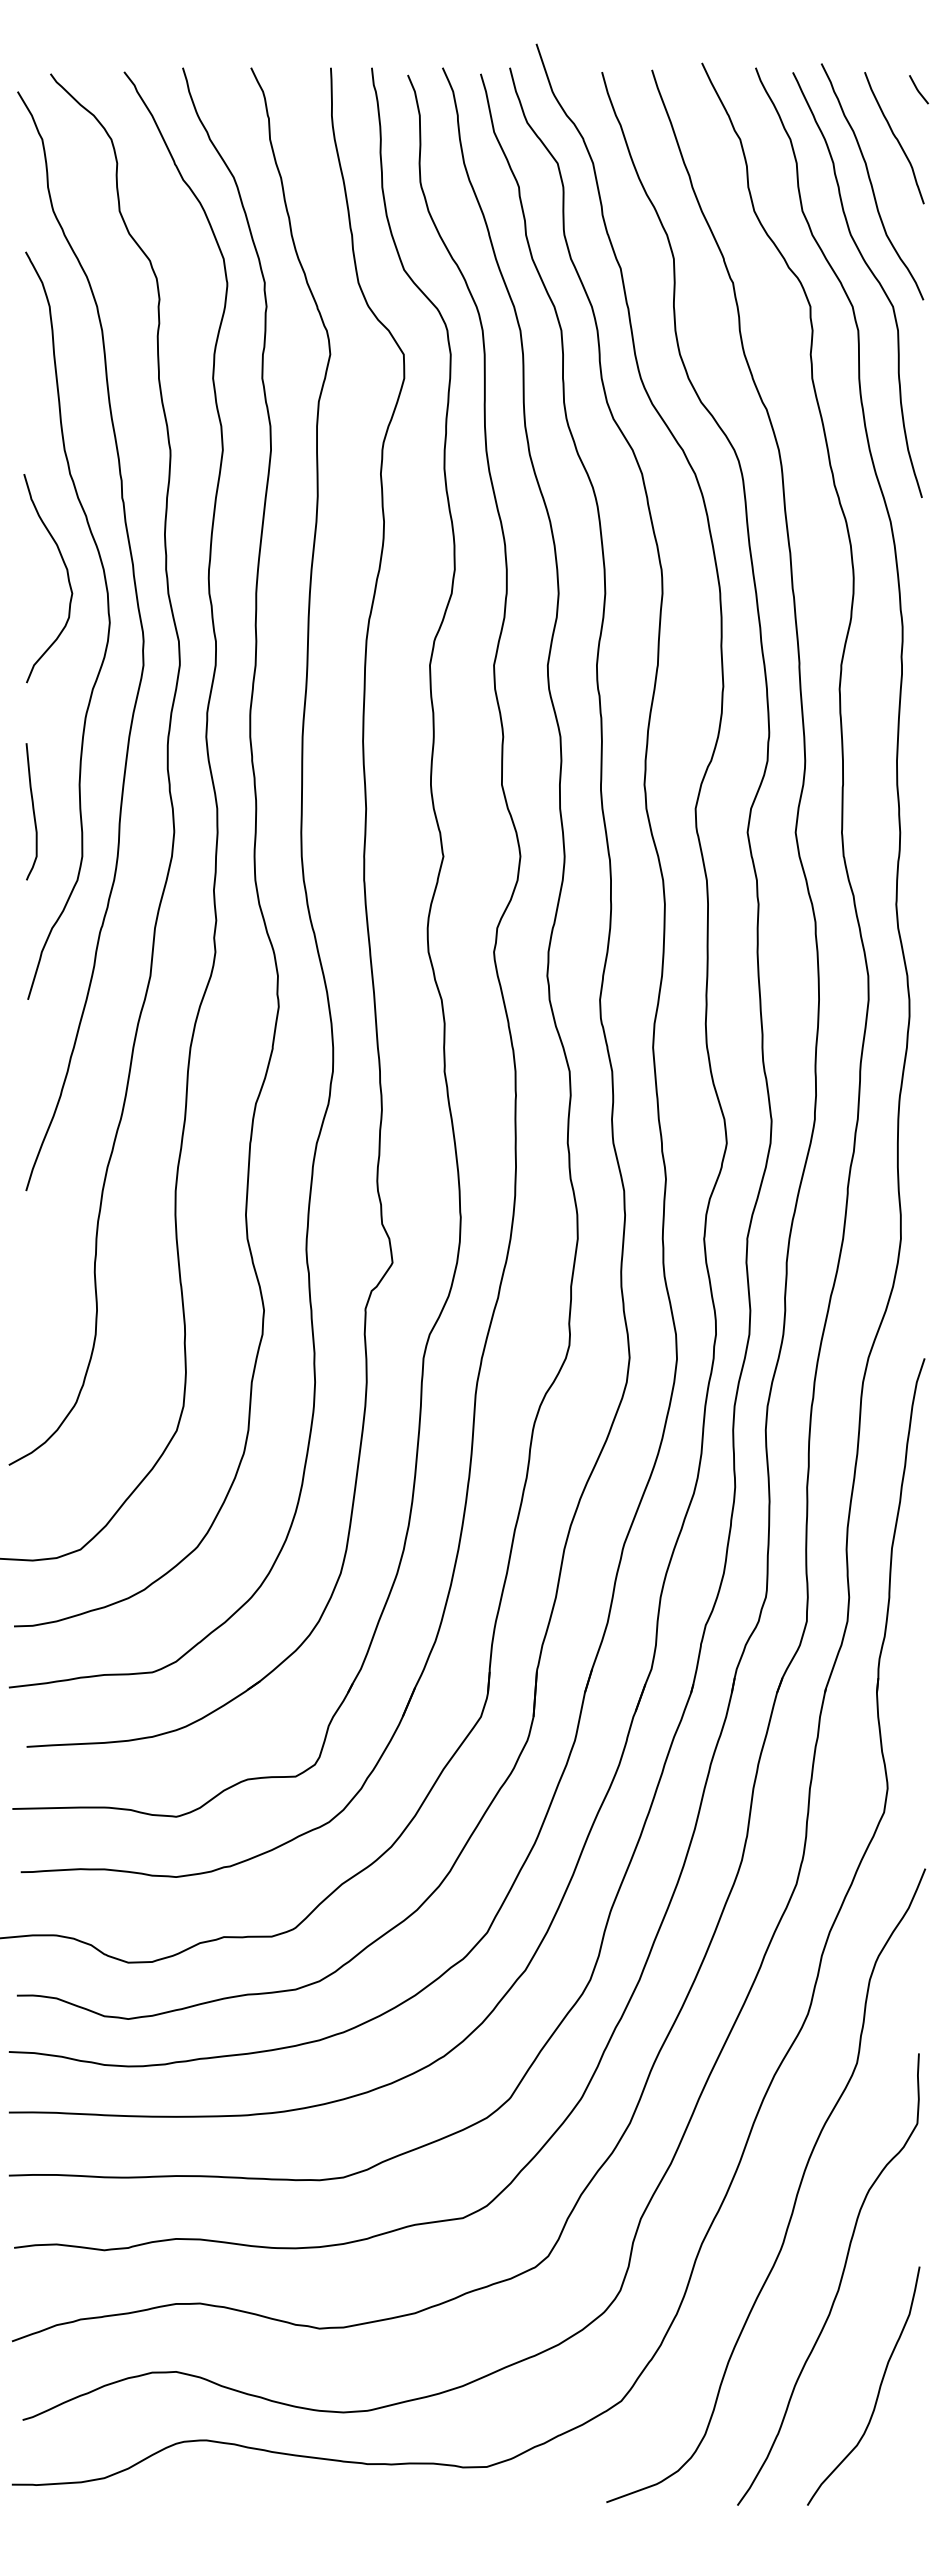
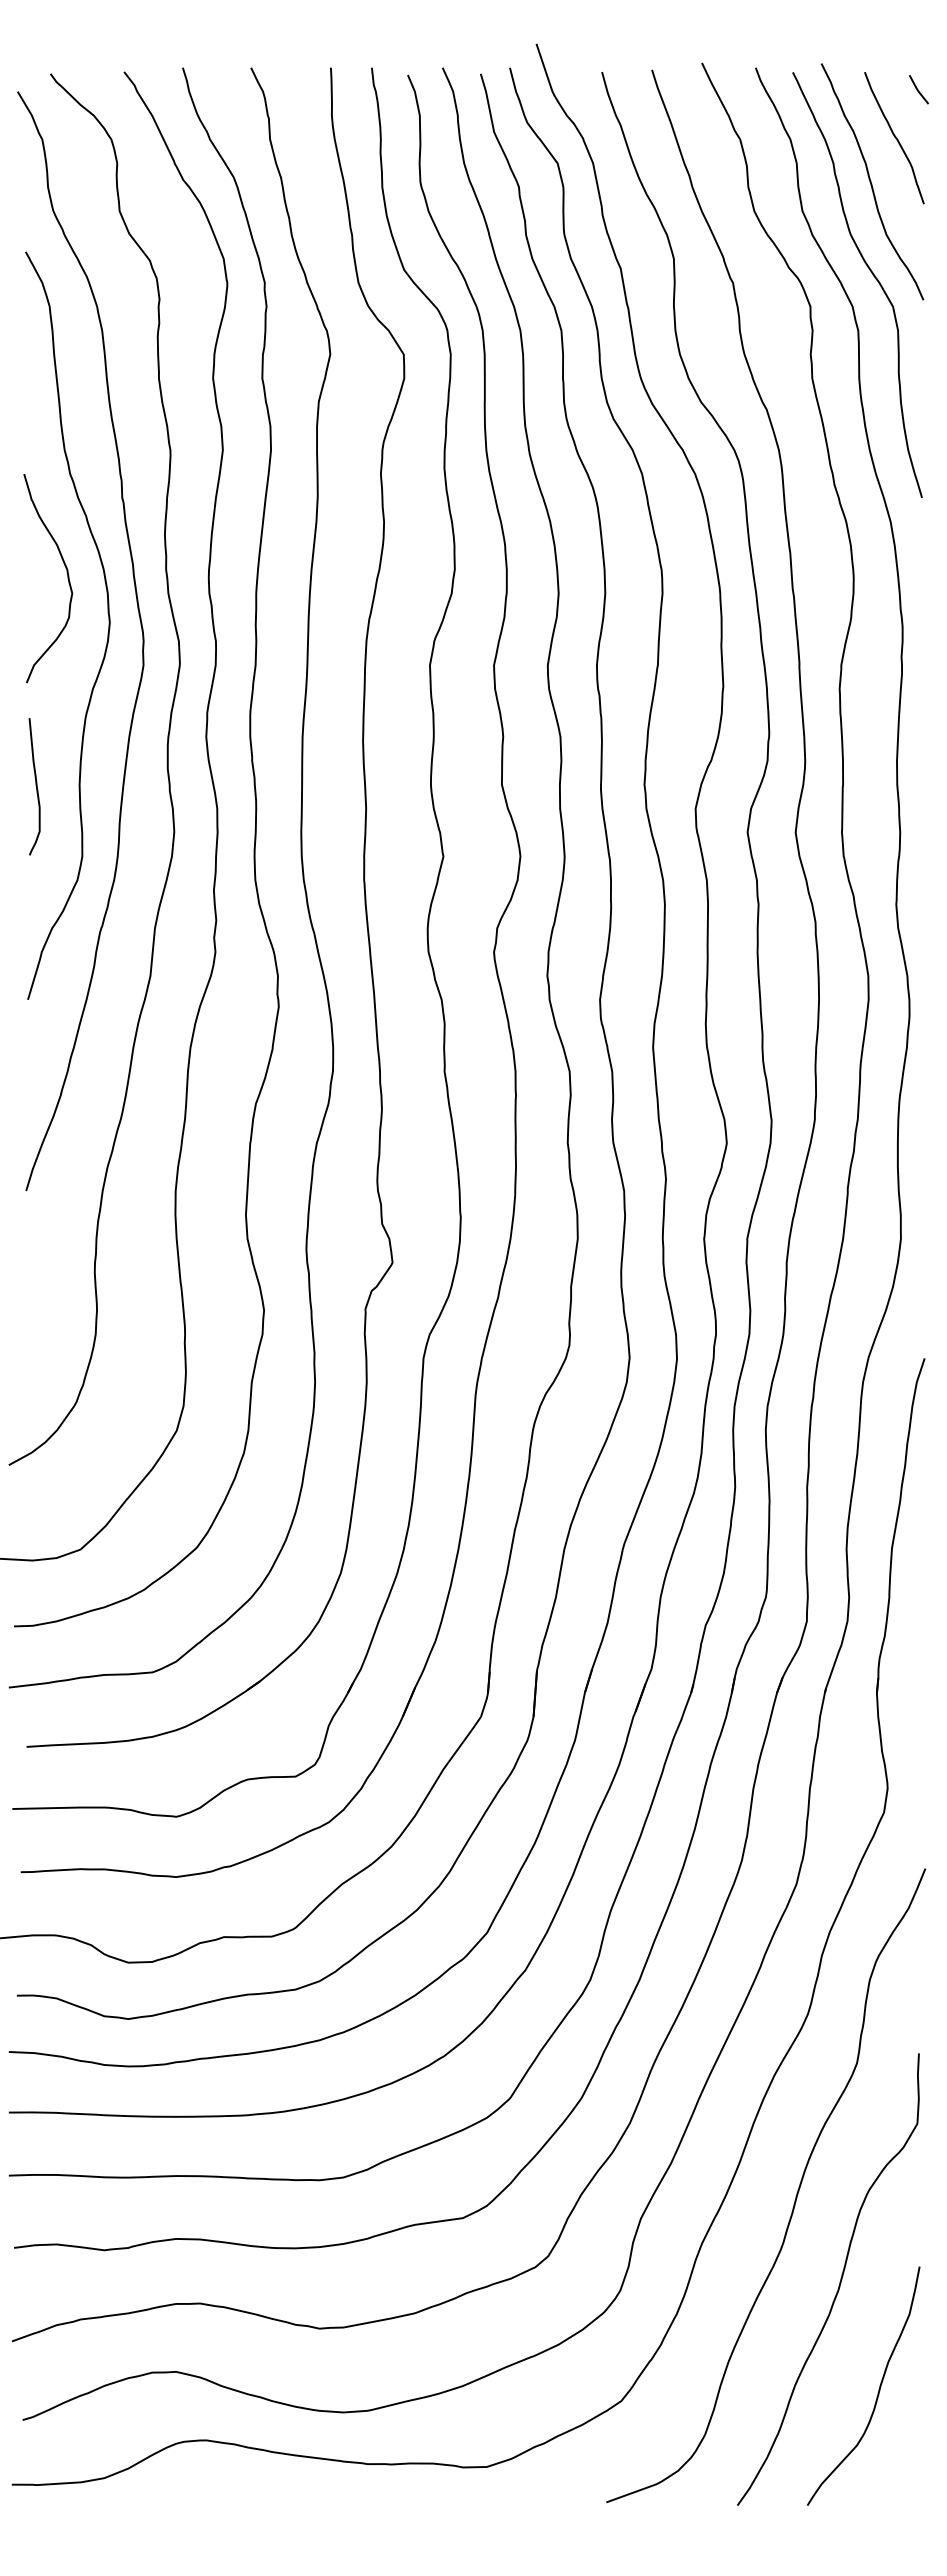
curve position: (32, 811) -> (35, 786) (35, 786)
